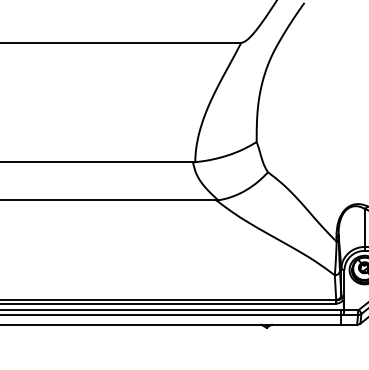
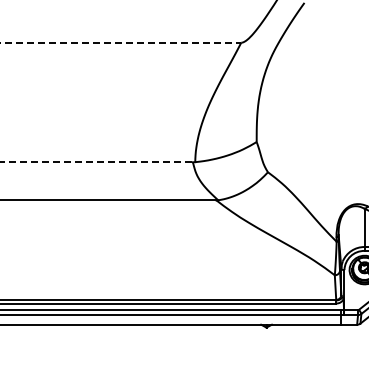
line: solid -> dashed (121, 42)
line: solid -> dashed (97, 162)
